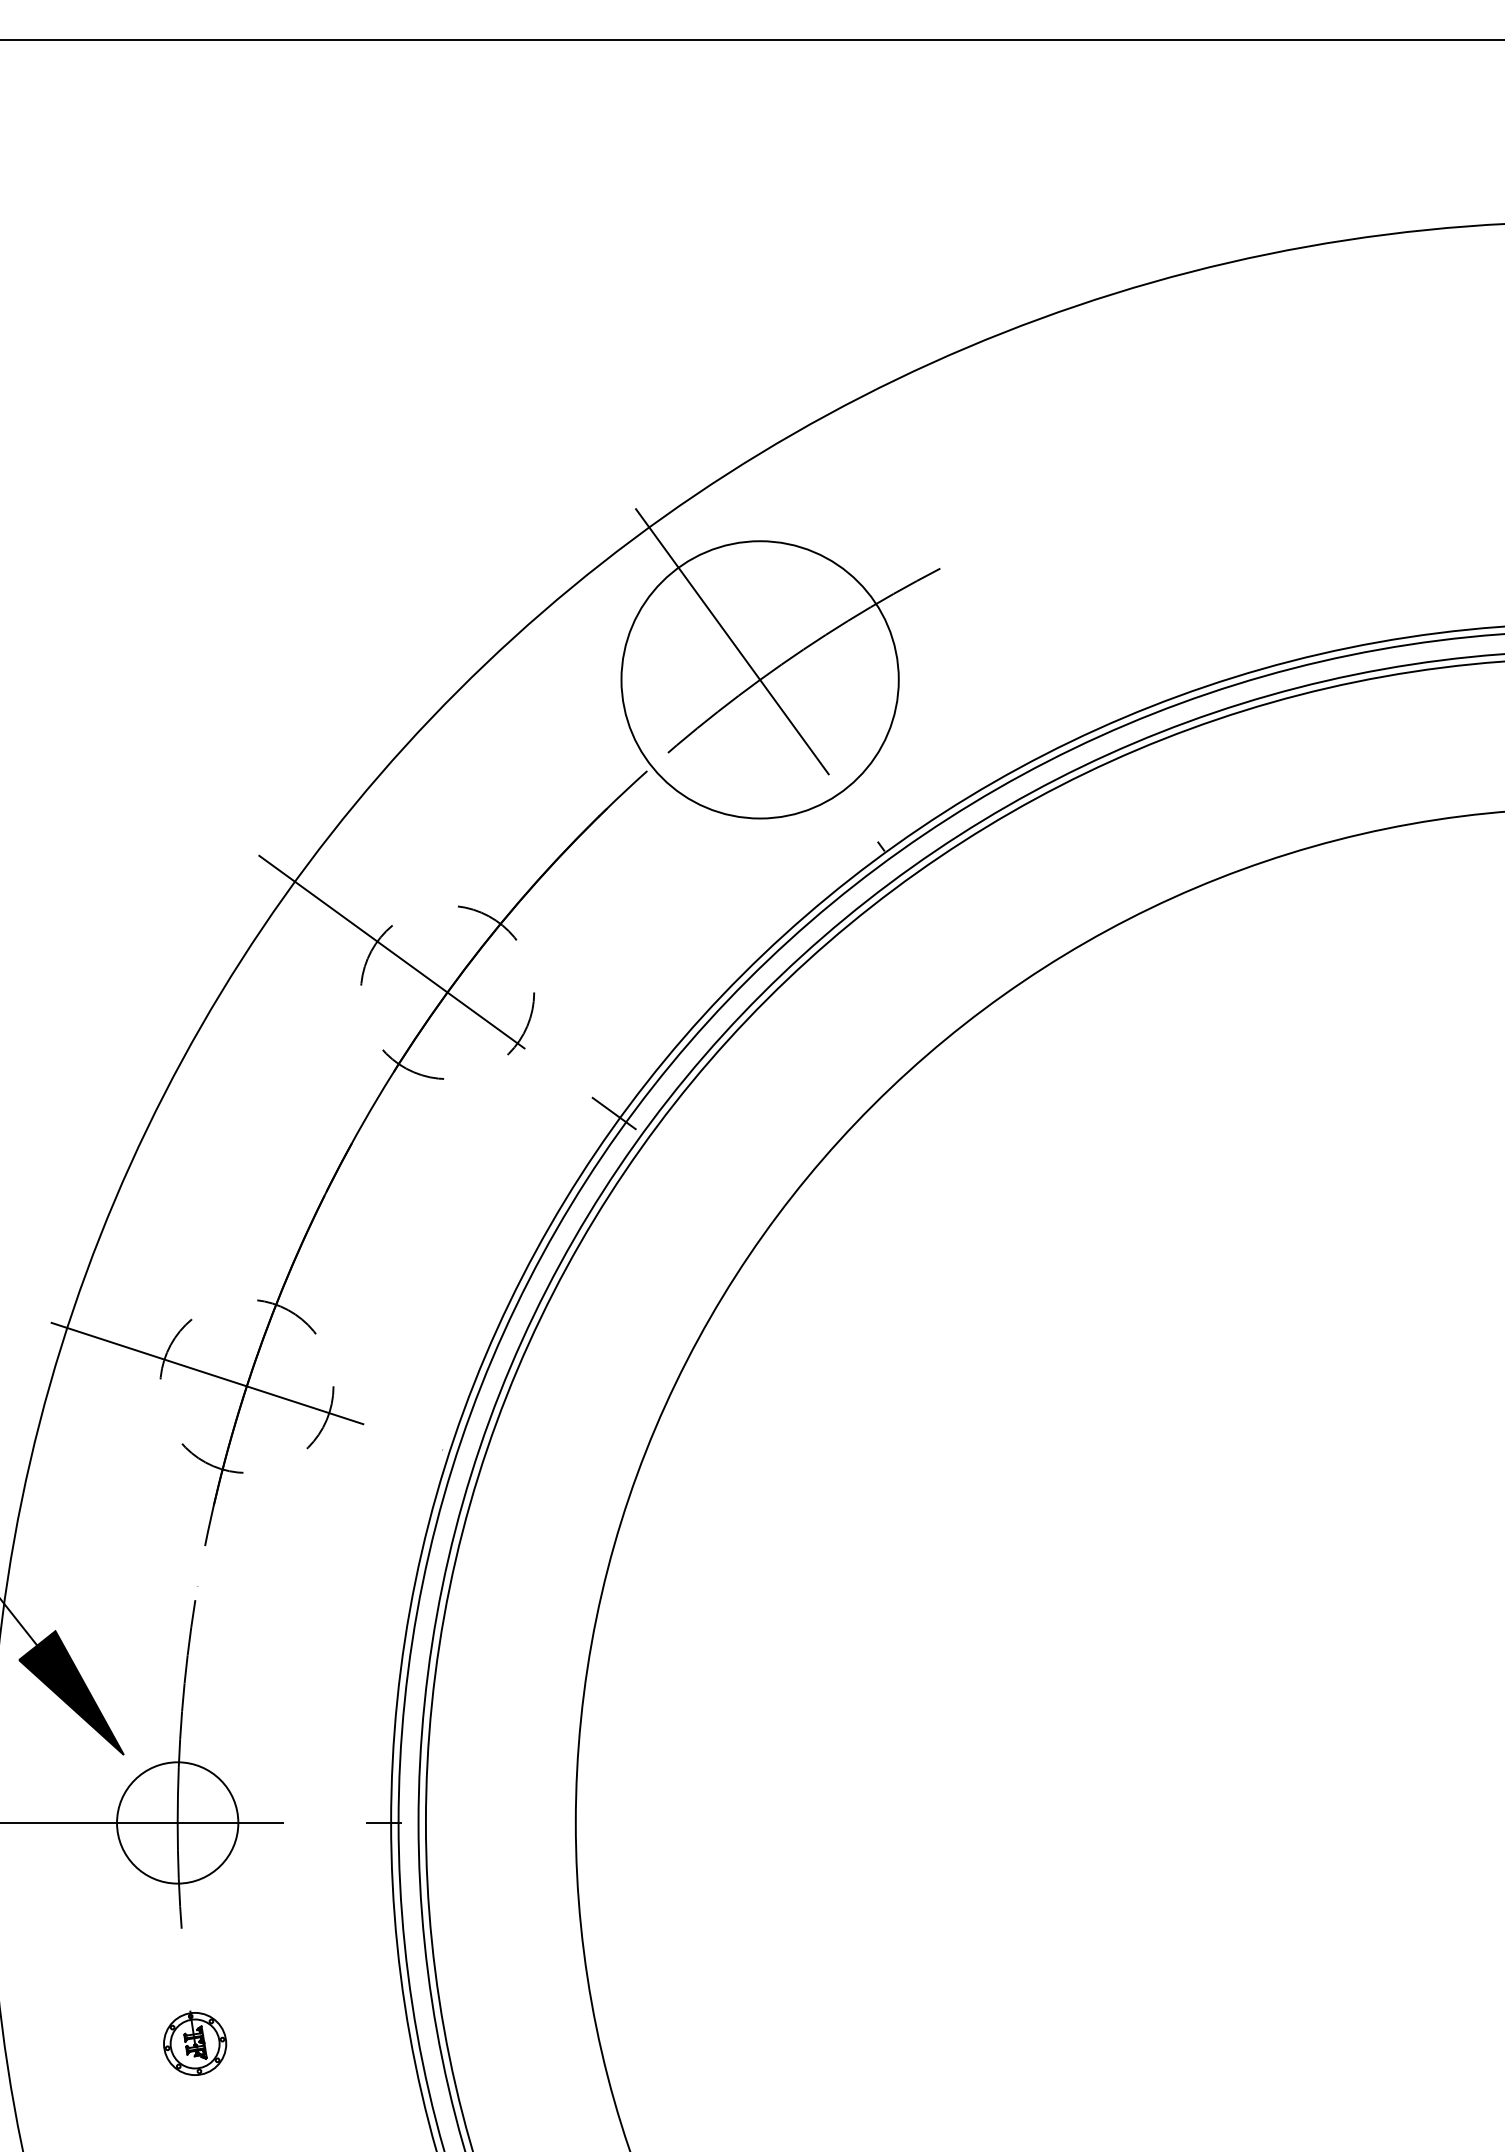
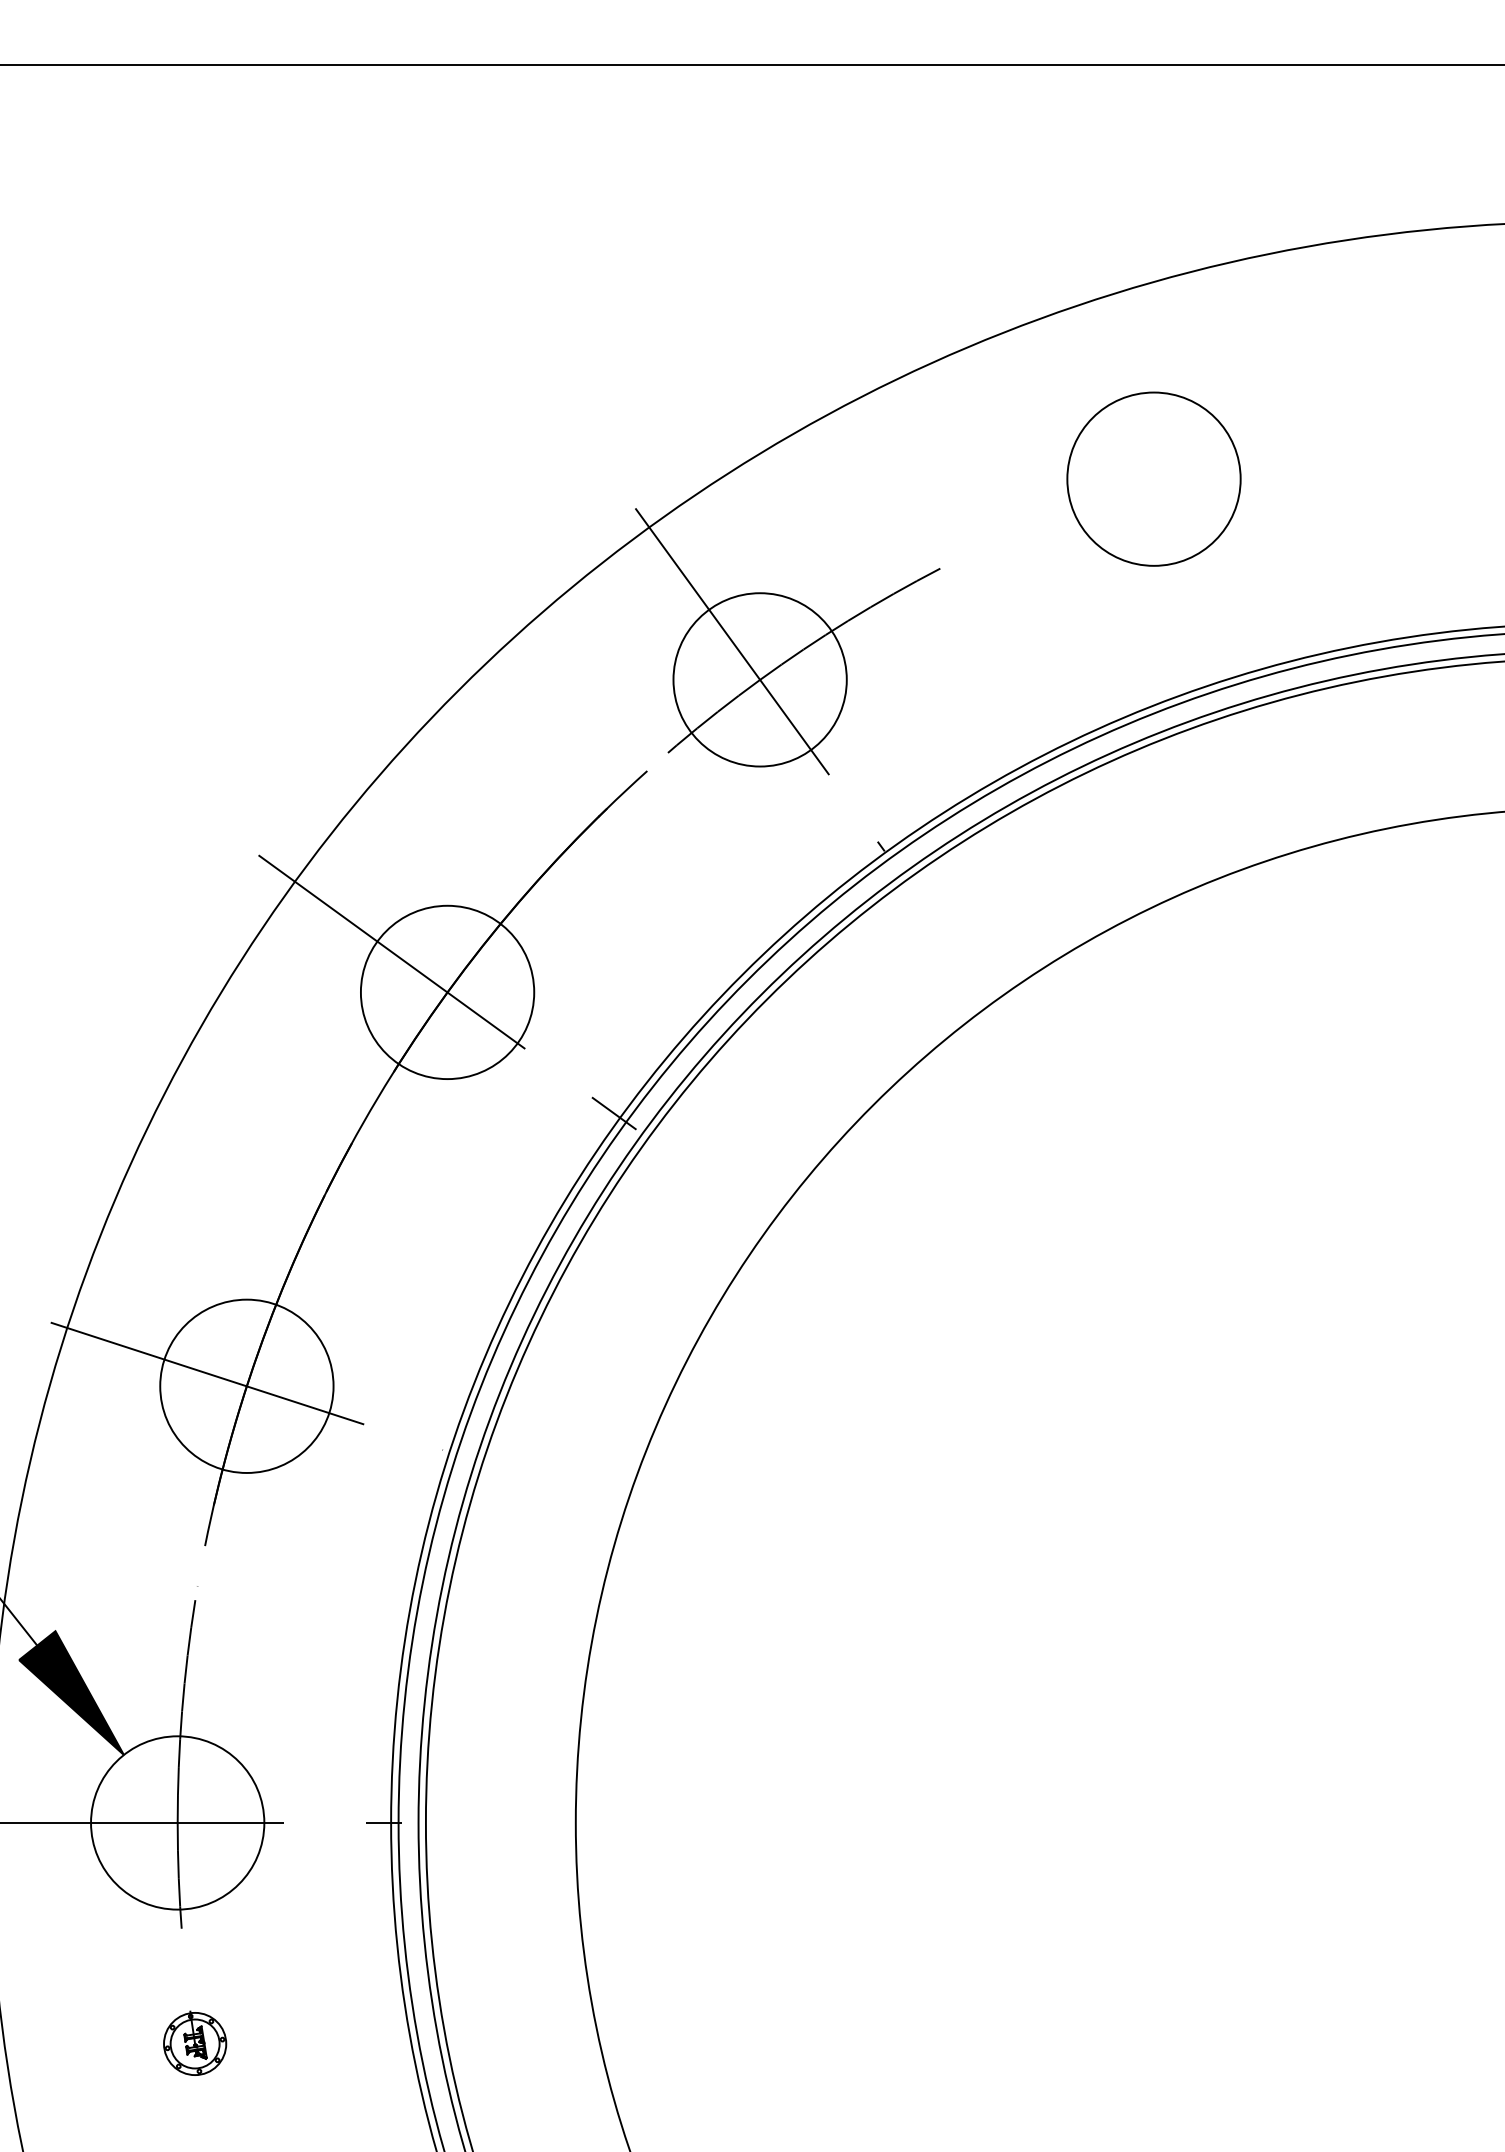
line position: (751, 39) -> (751, 64) (751, 64)
circle: none -> present (1153, 478)
circle diameter: 277 px -> 173 px (759, 679)
circle: dashed -> solid (447, 992)
circle: dashed -> solid (246, 1385)
circle diameter: 121 px -> 173 px (177, 1822)
